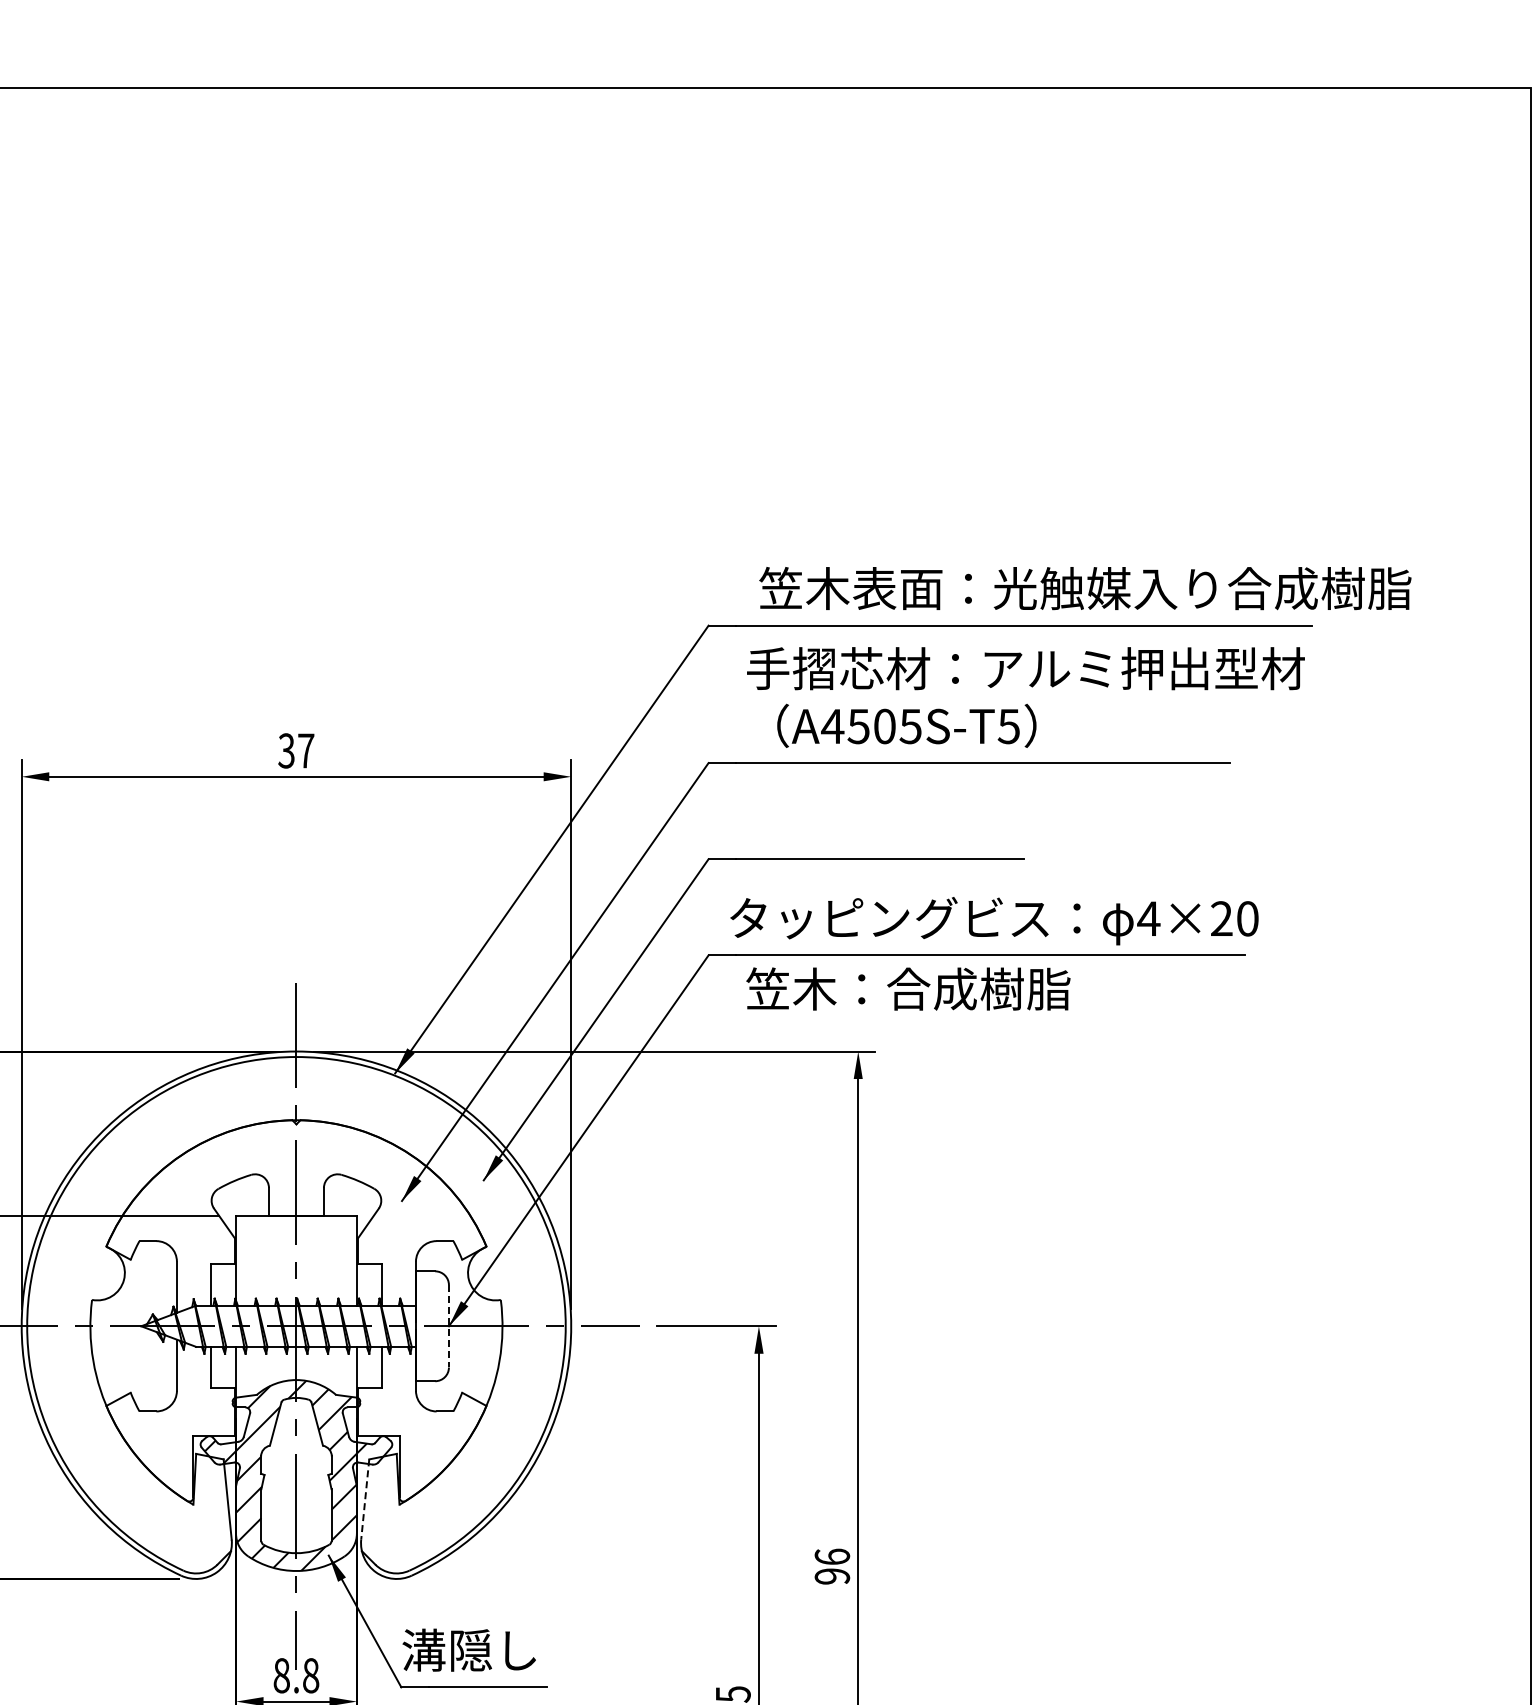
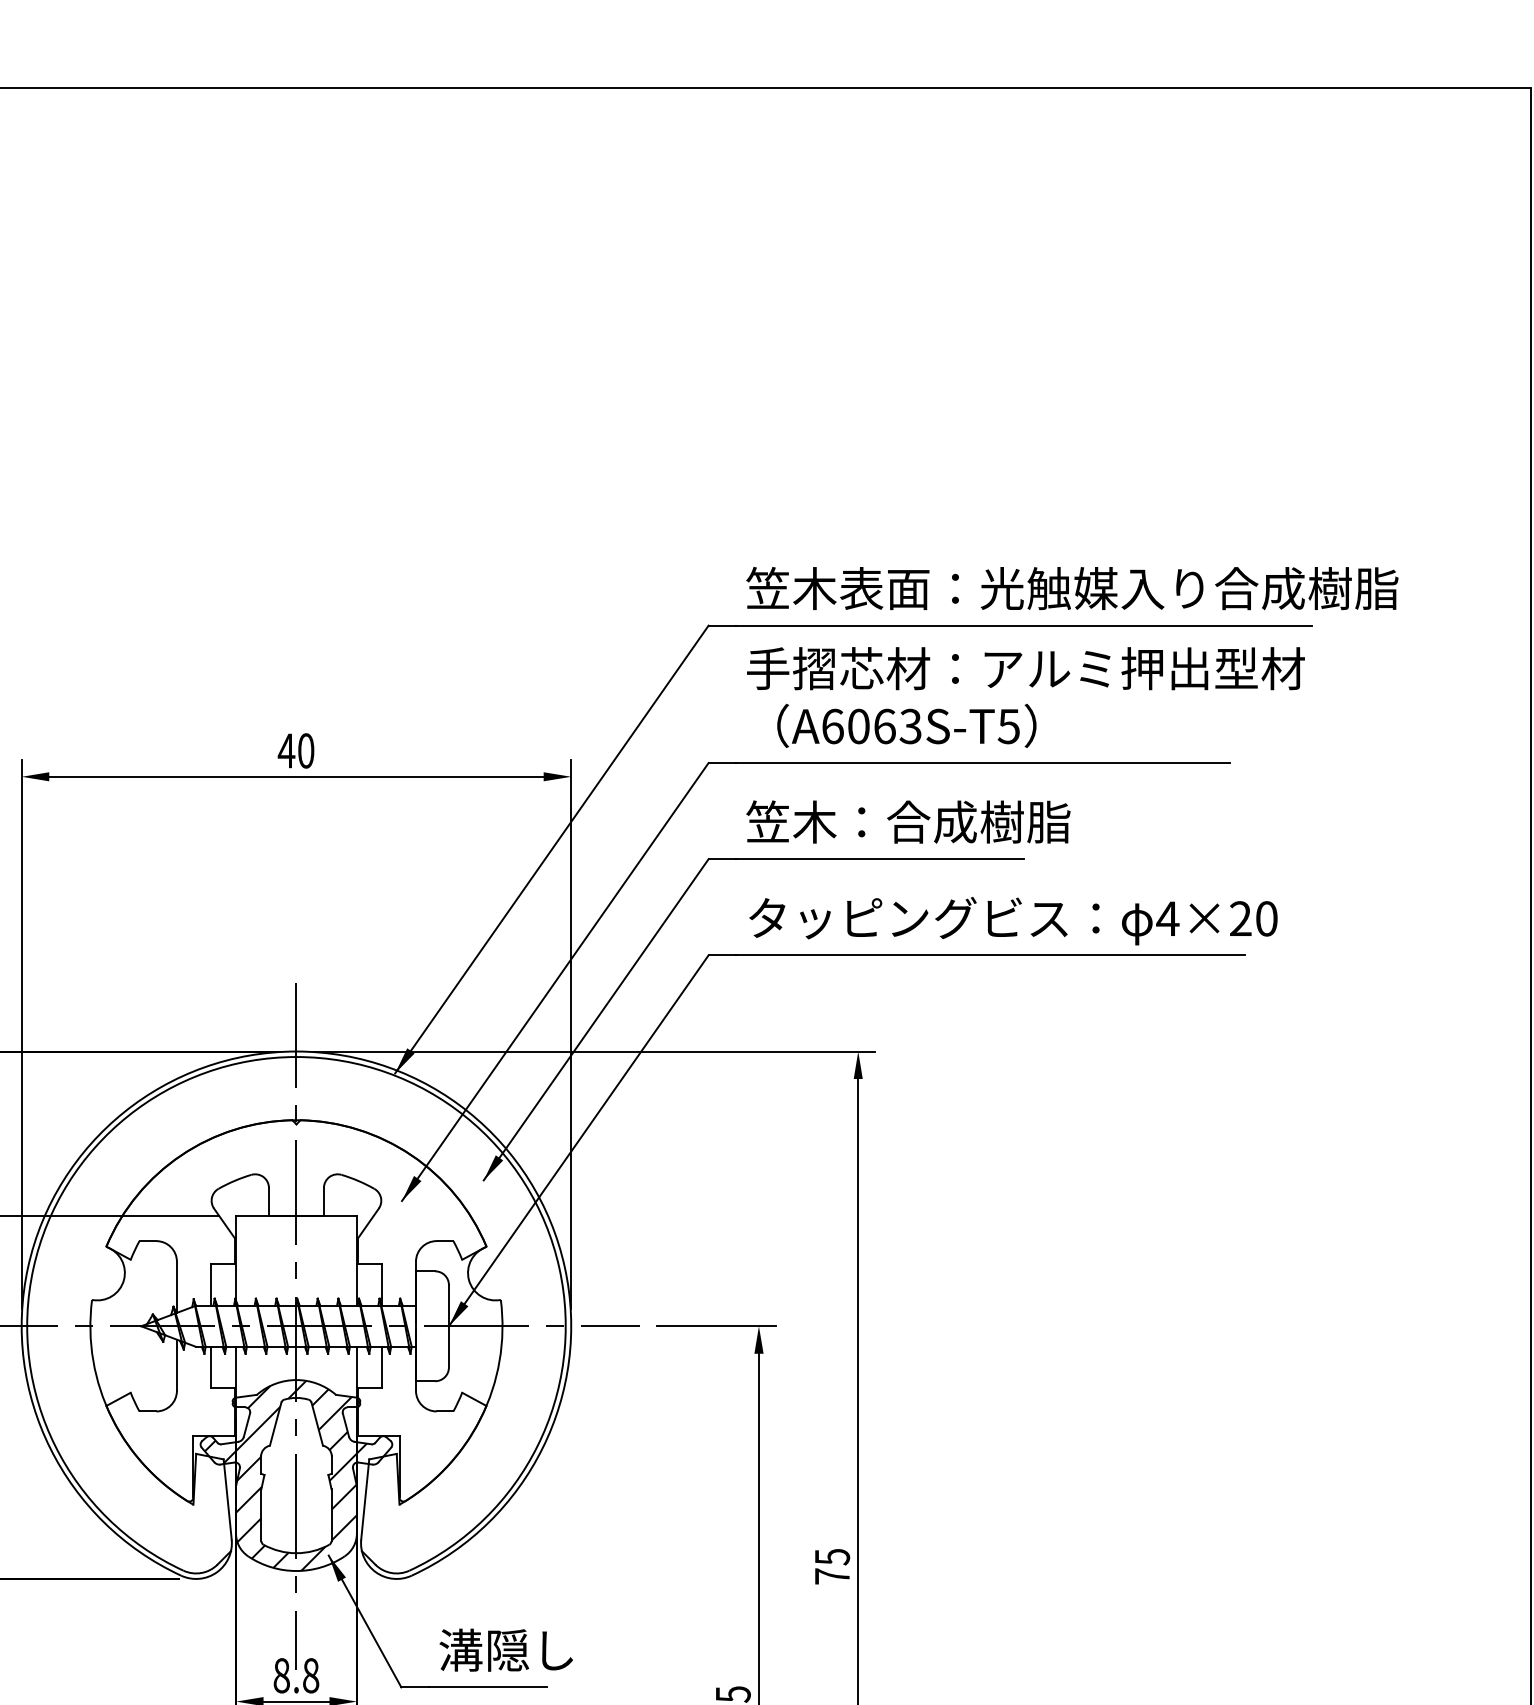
text position: (1085, 588) -> (1072, 588) (1072, 588)
text: A4505S-T5 -> A6063S-T5 (871, 726)
text: 37 -> 40 (295, 750)
text position: (994, 921) -> (1013, 921) (1013, 921)
text position: (908, 988) -> (908, 821) (908, 821)
line: dashed -> solid (448, 1326)
line: dashed -> solid (365, 1500)
text: 96 -> 75 (832, 1566)
text position: (468, 1649) -> (505, 1649) (505, 1649)
